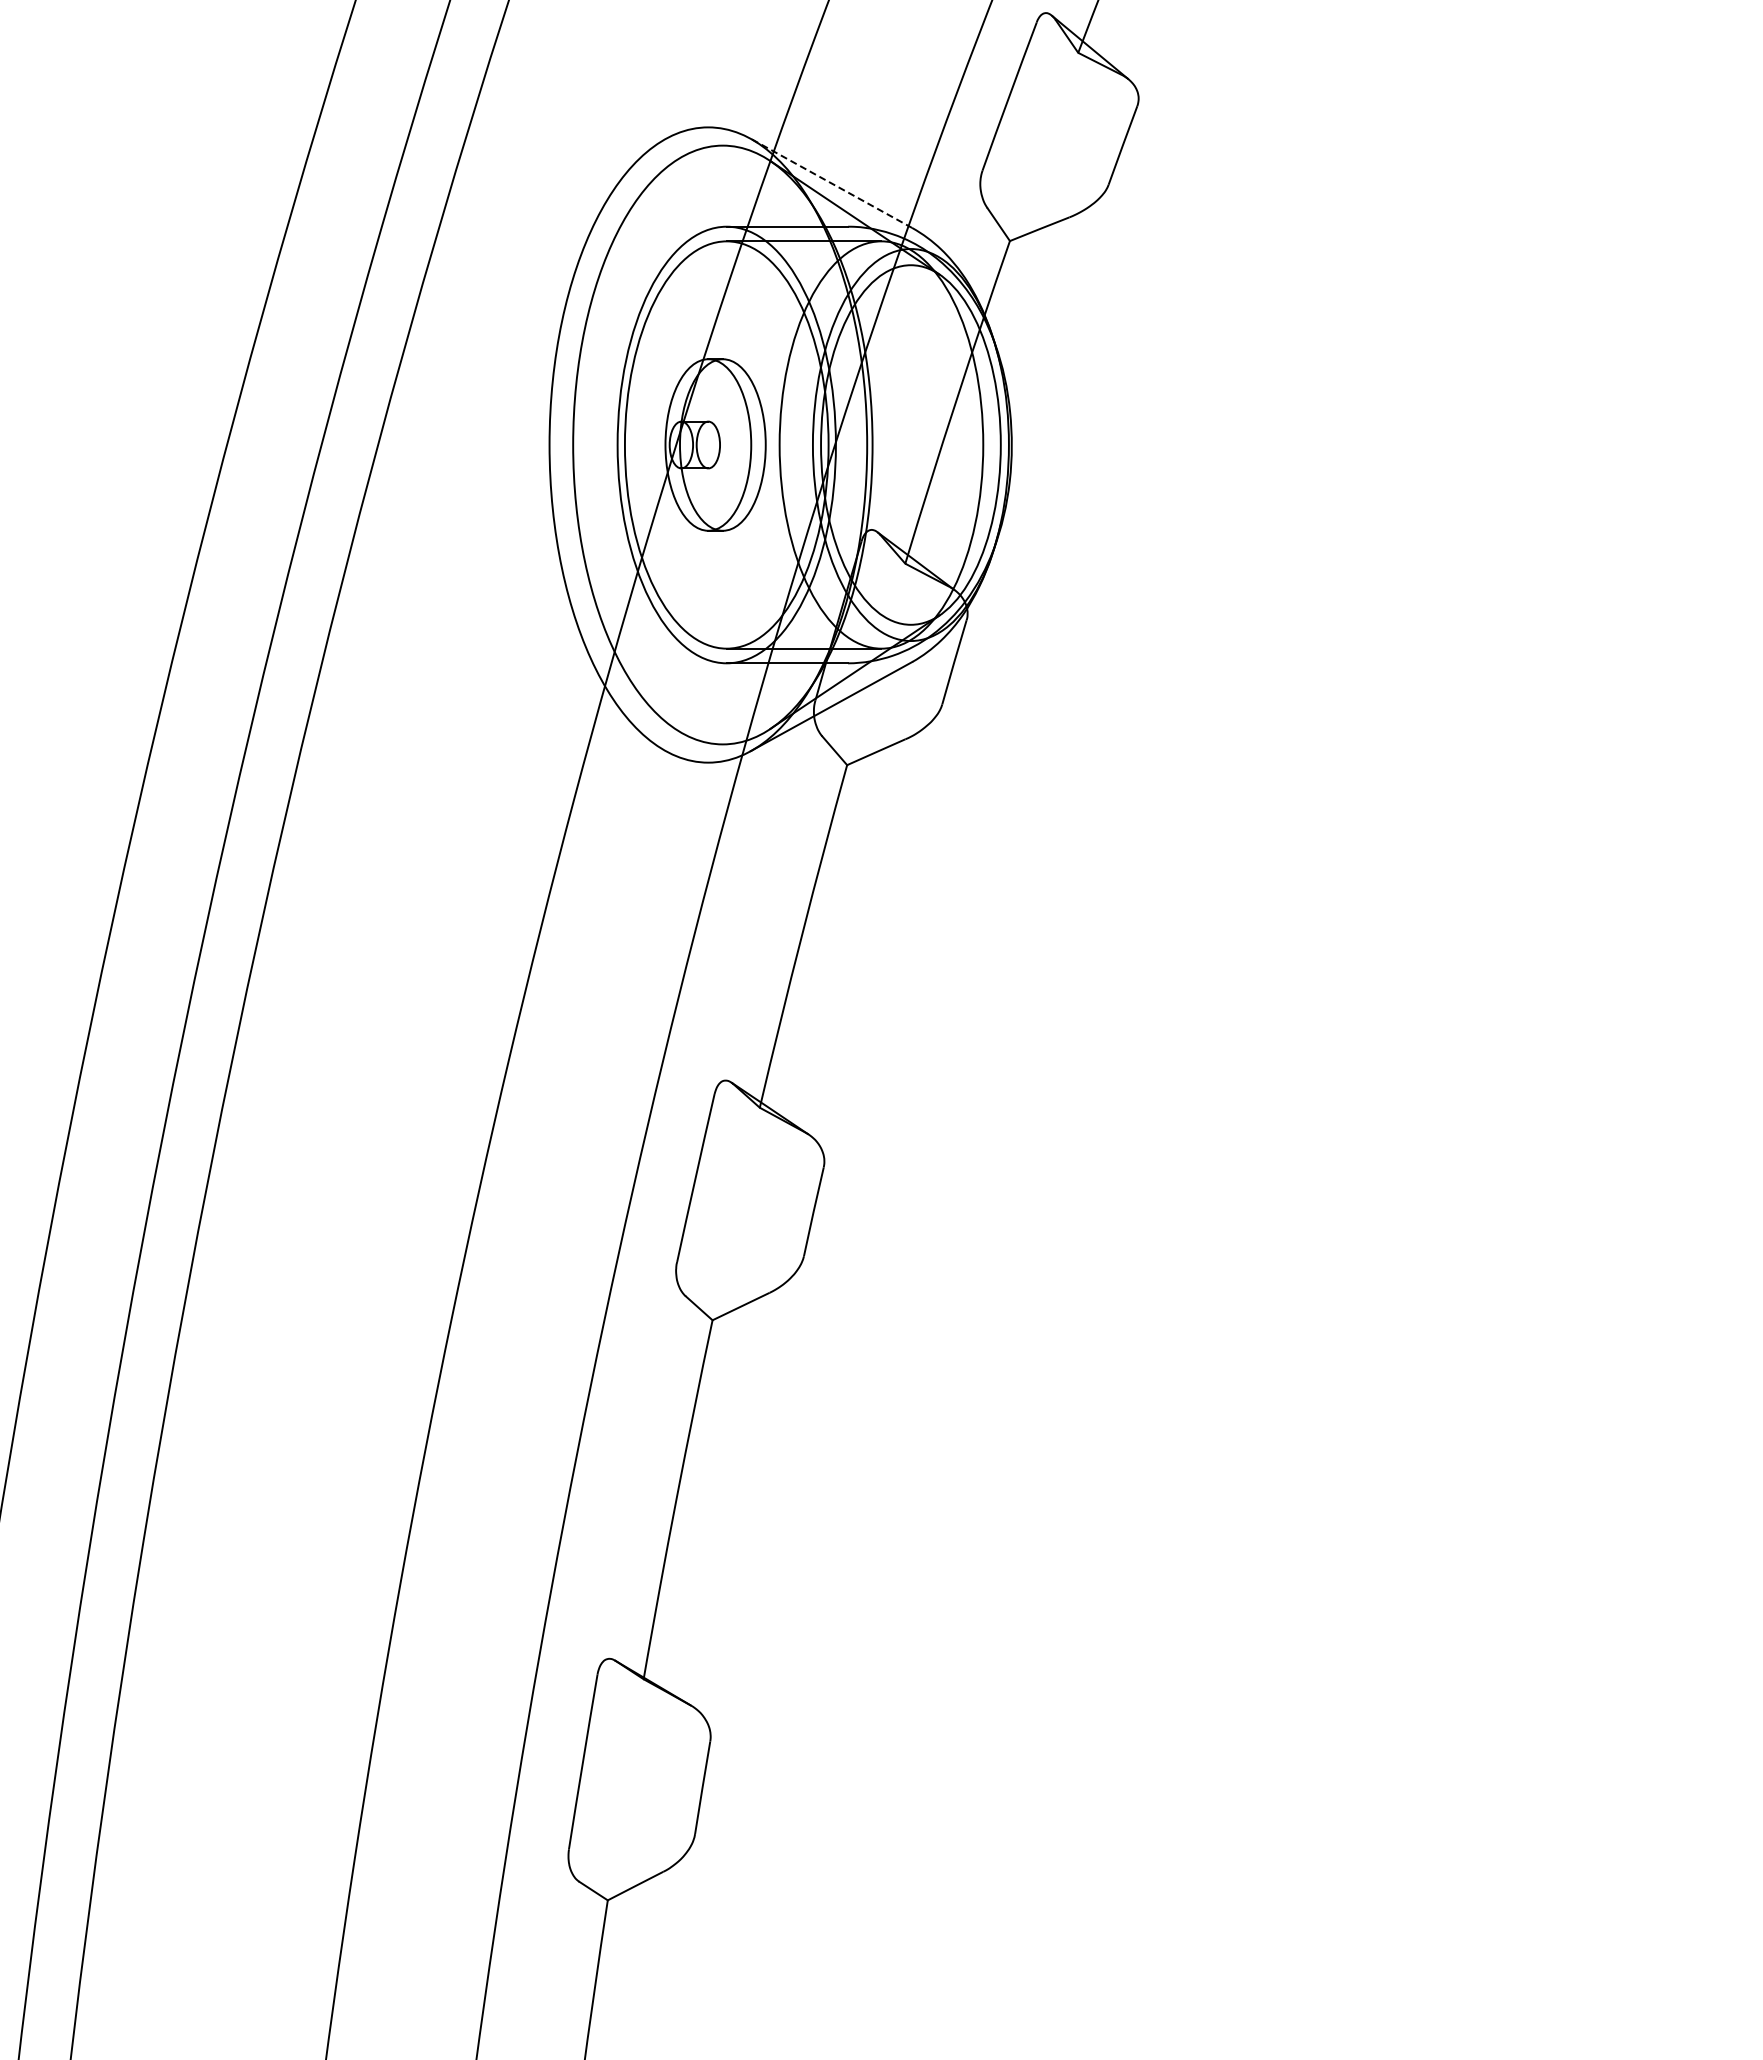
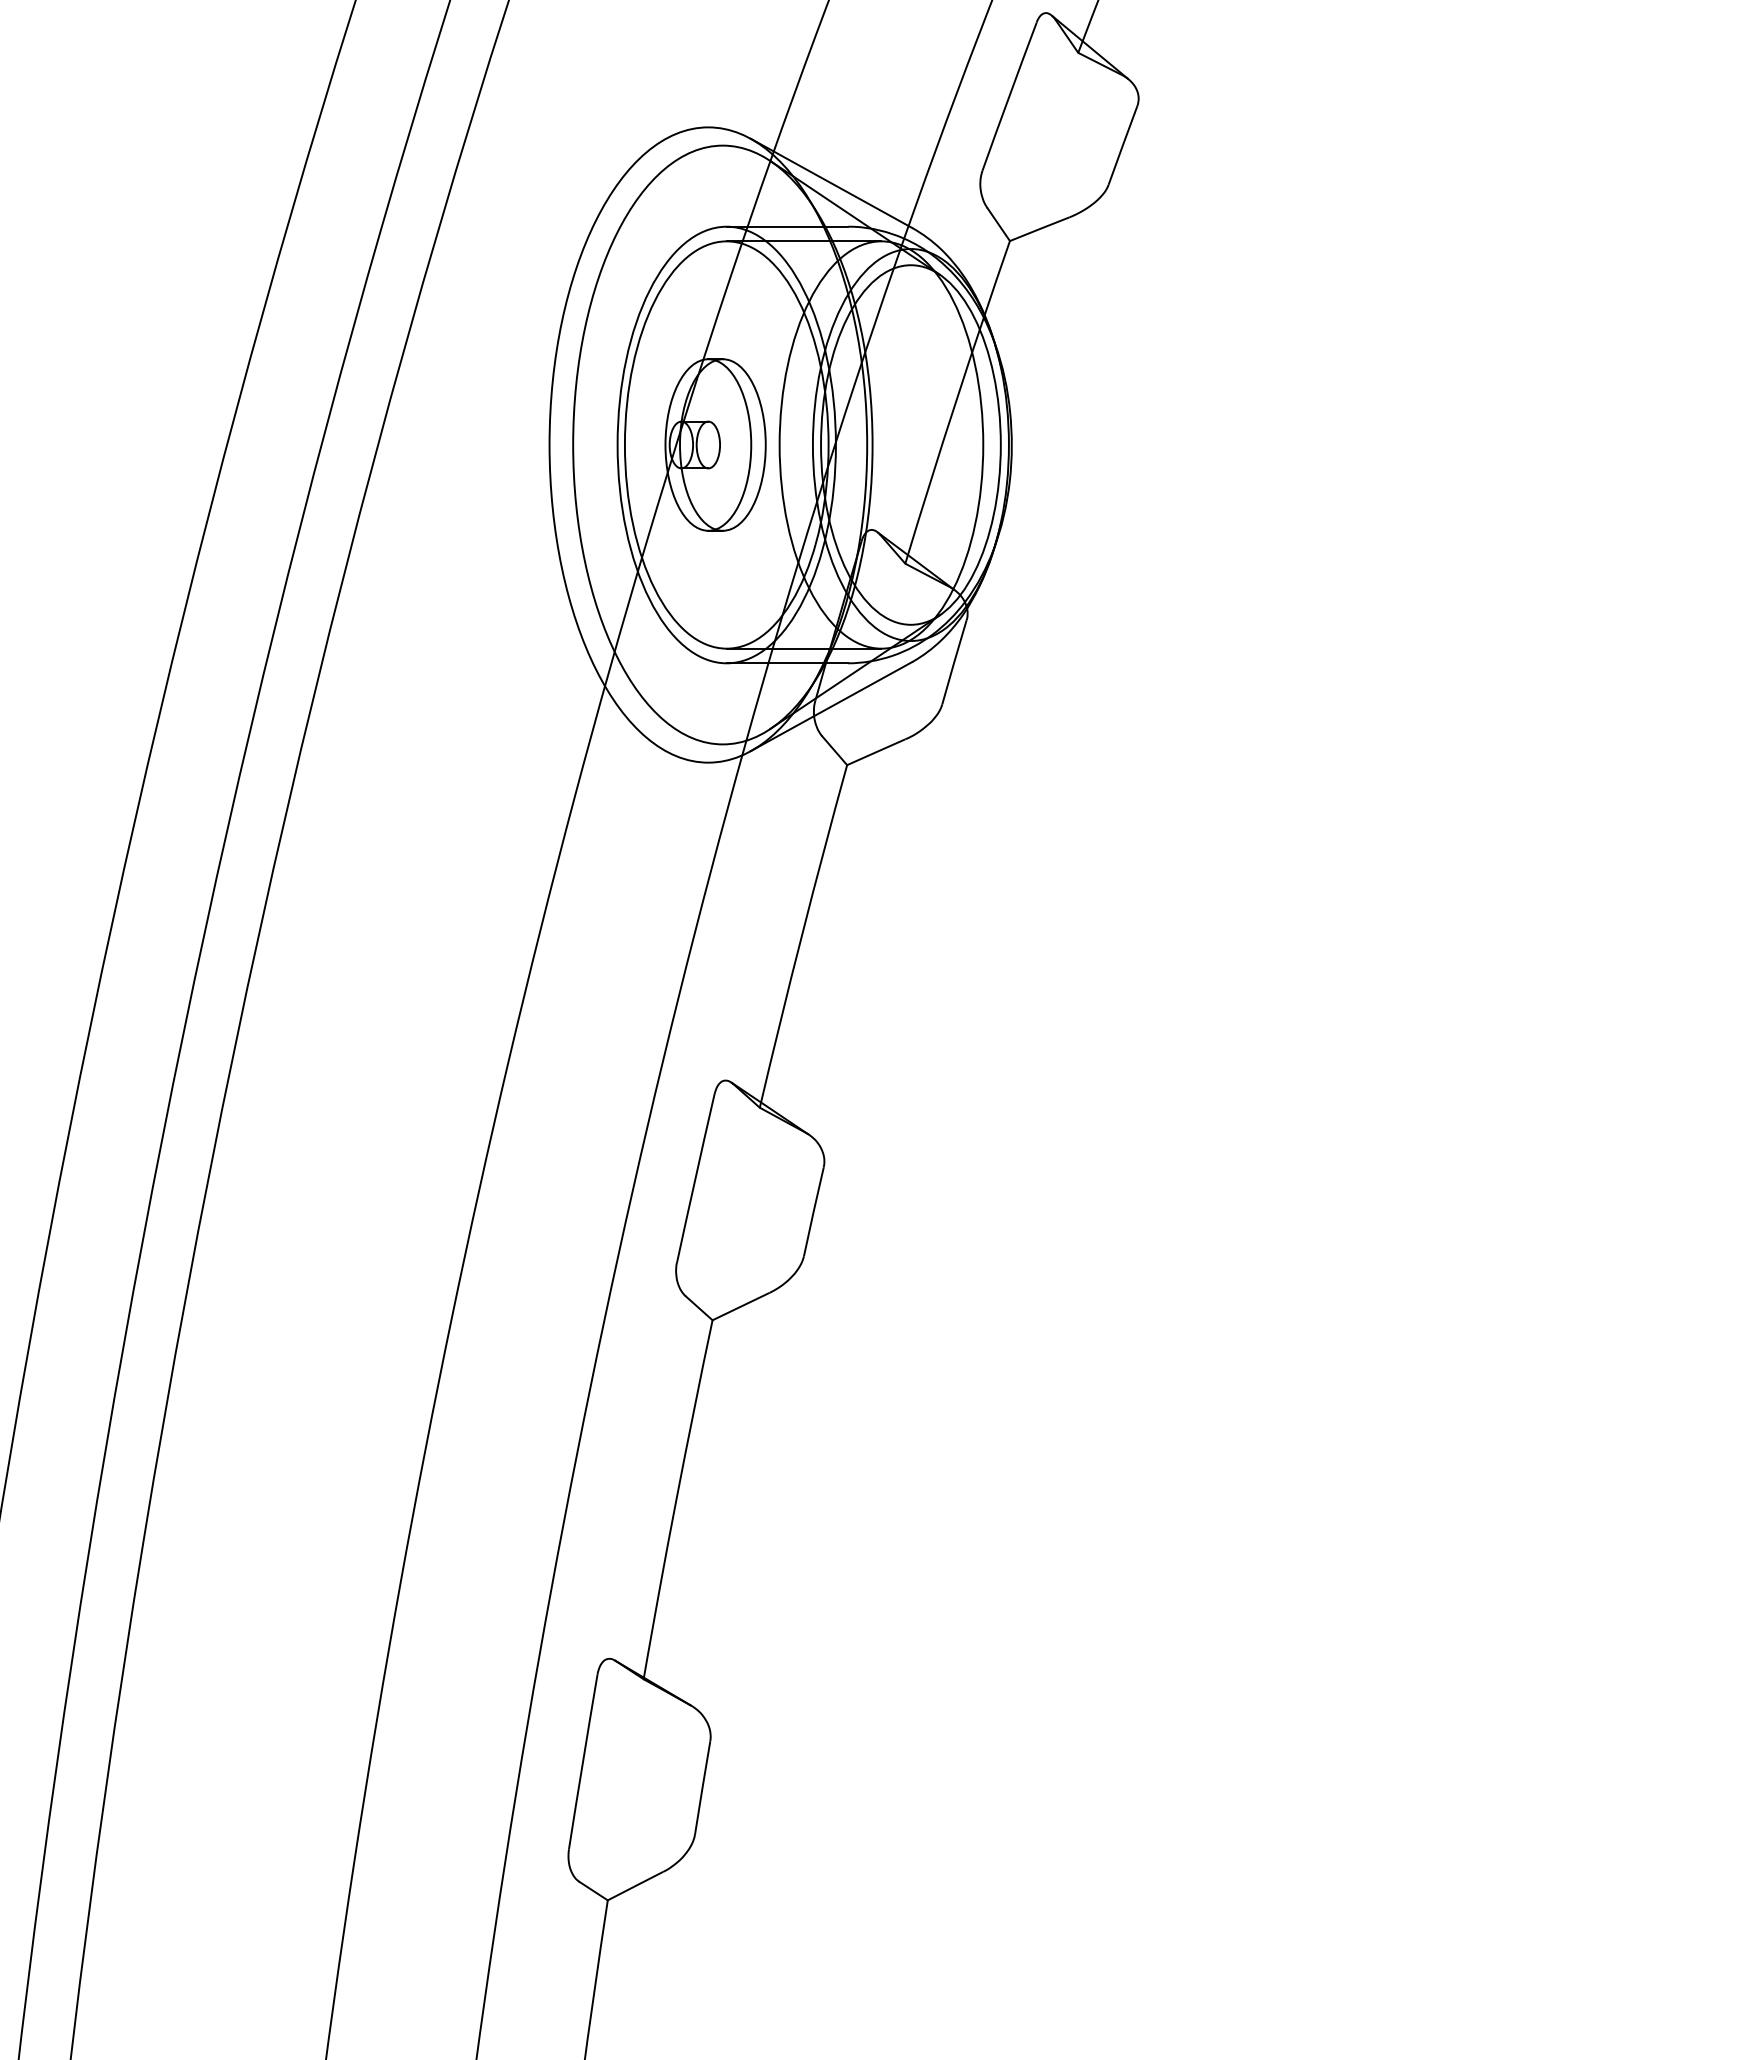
line: dashed -> solid (831, 183)
